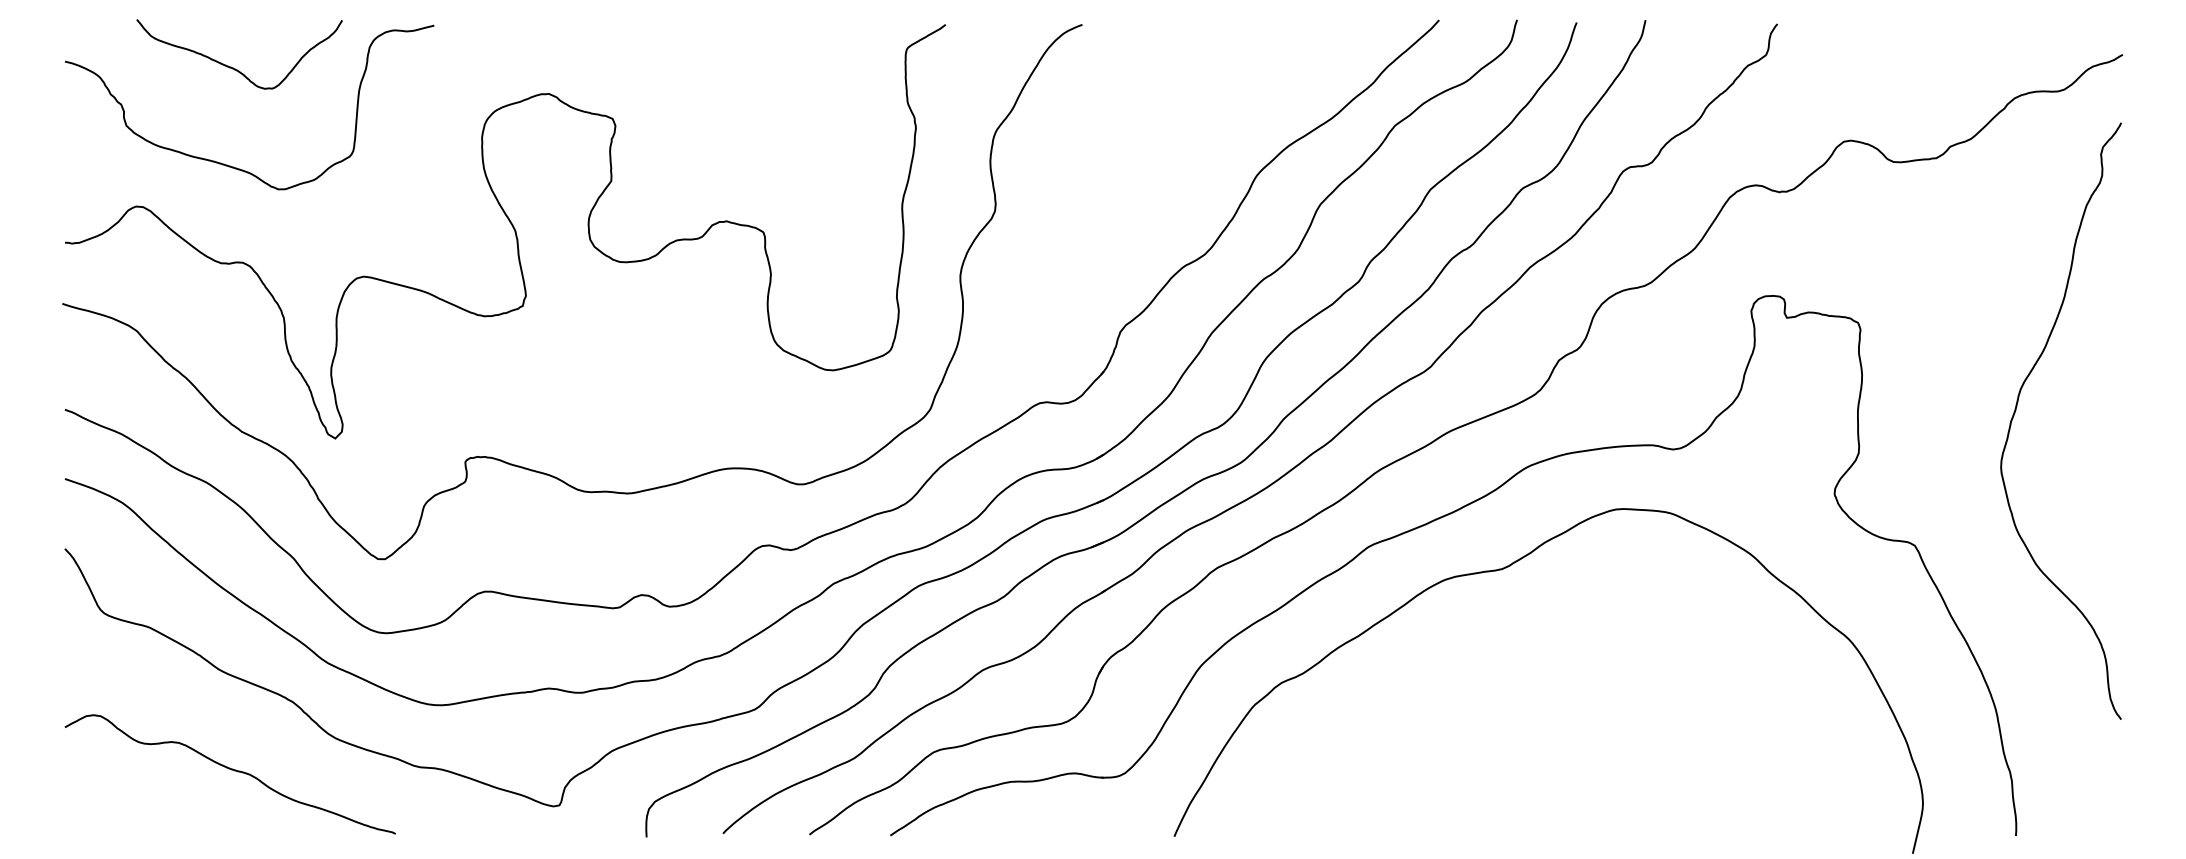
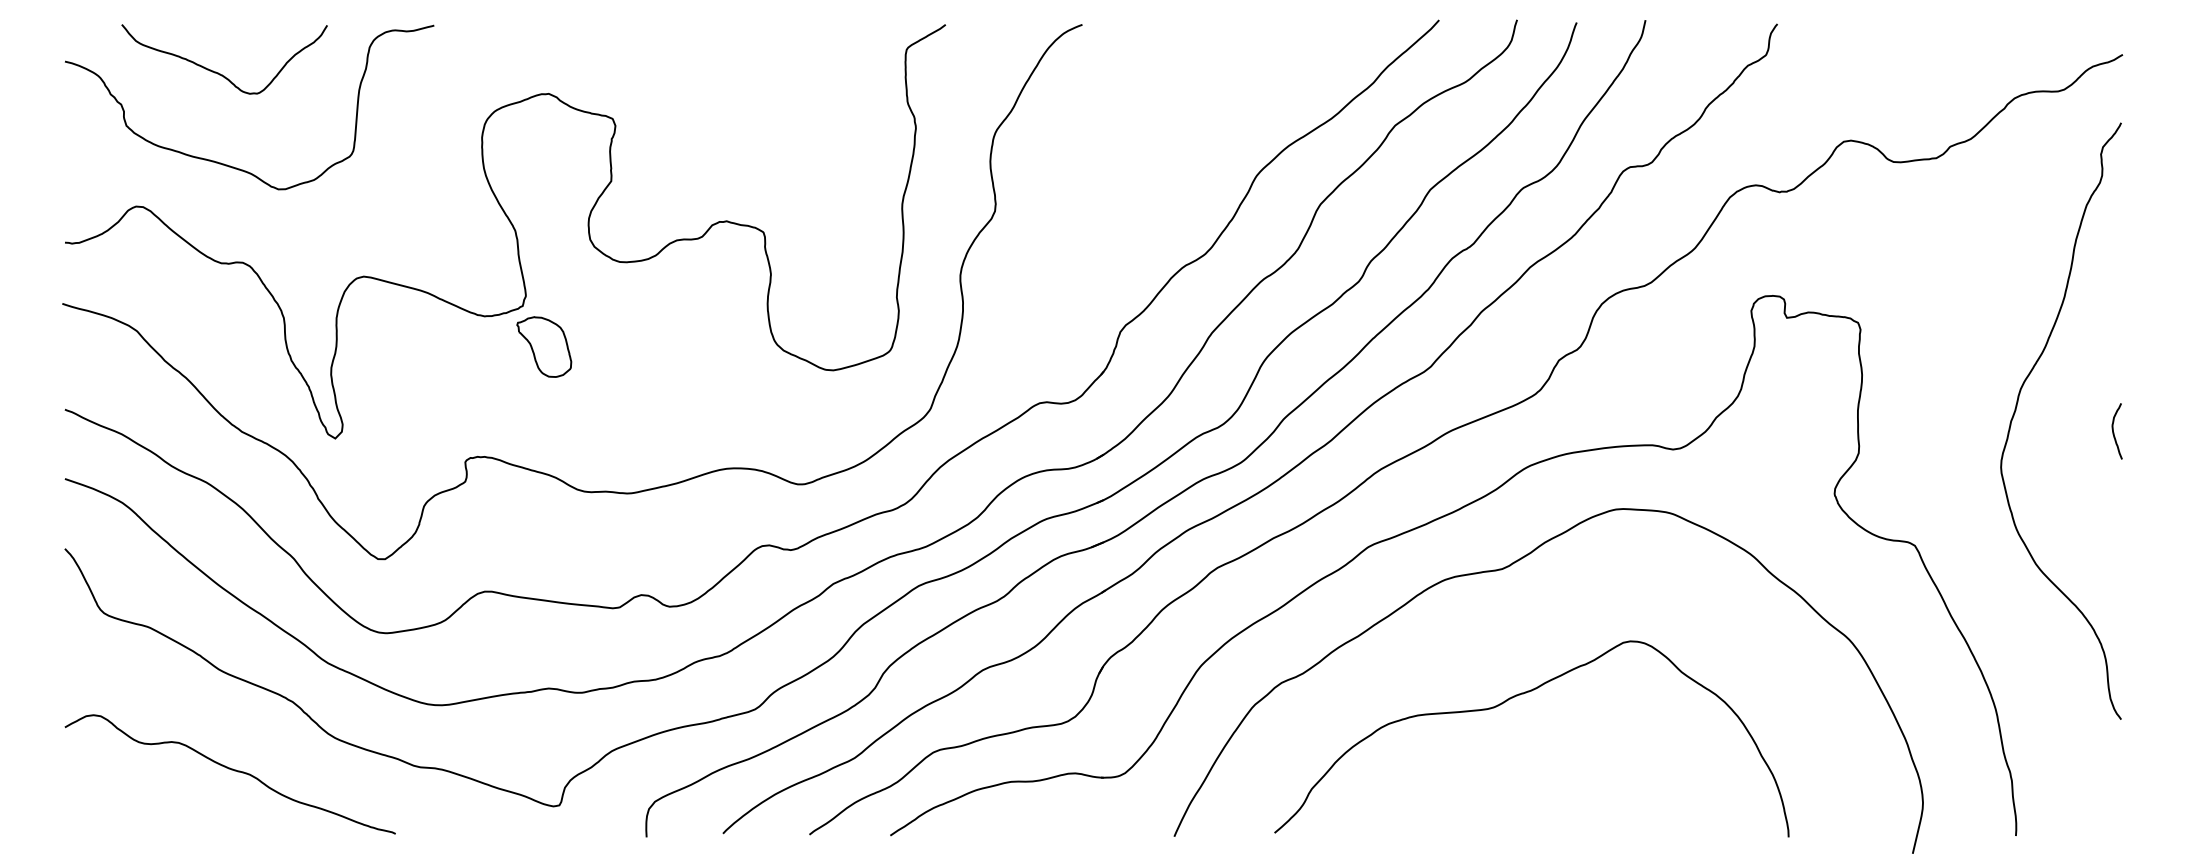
curve position: (233, 67) -> (218, 72) (218, 72)
part: none -> present (544, 346)
curve: none -> present (2114, 432)
curve: none -> present (1507, 701)
